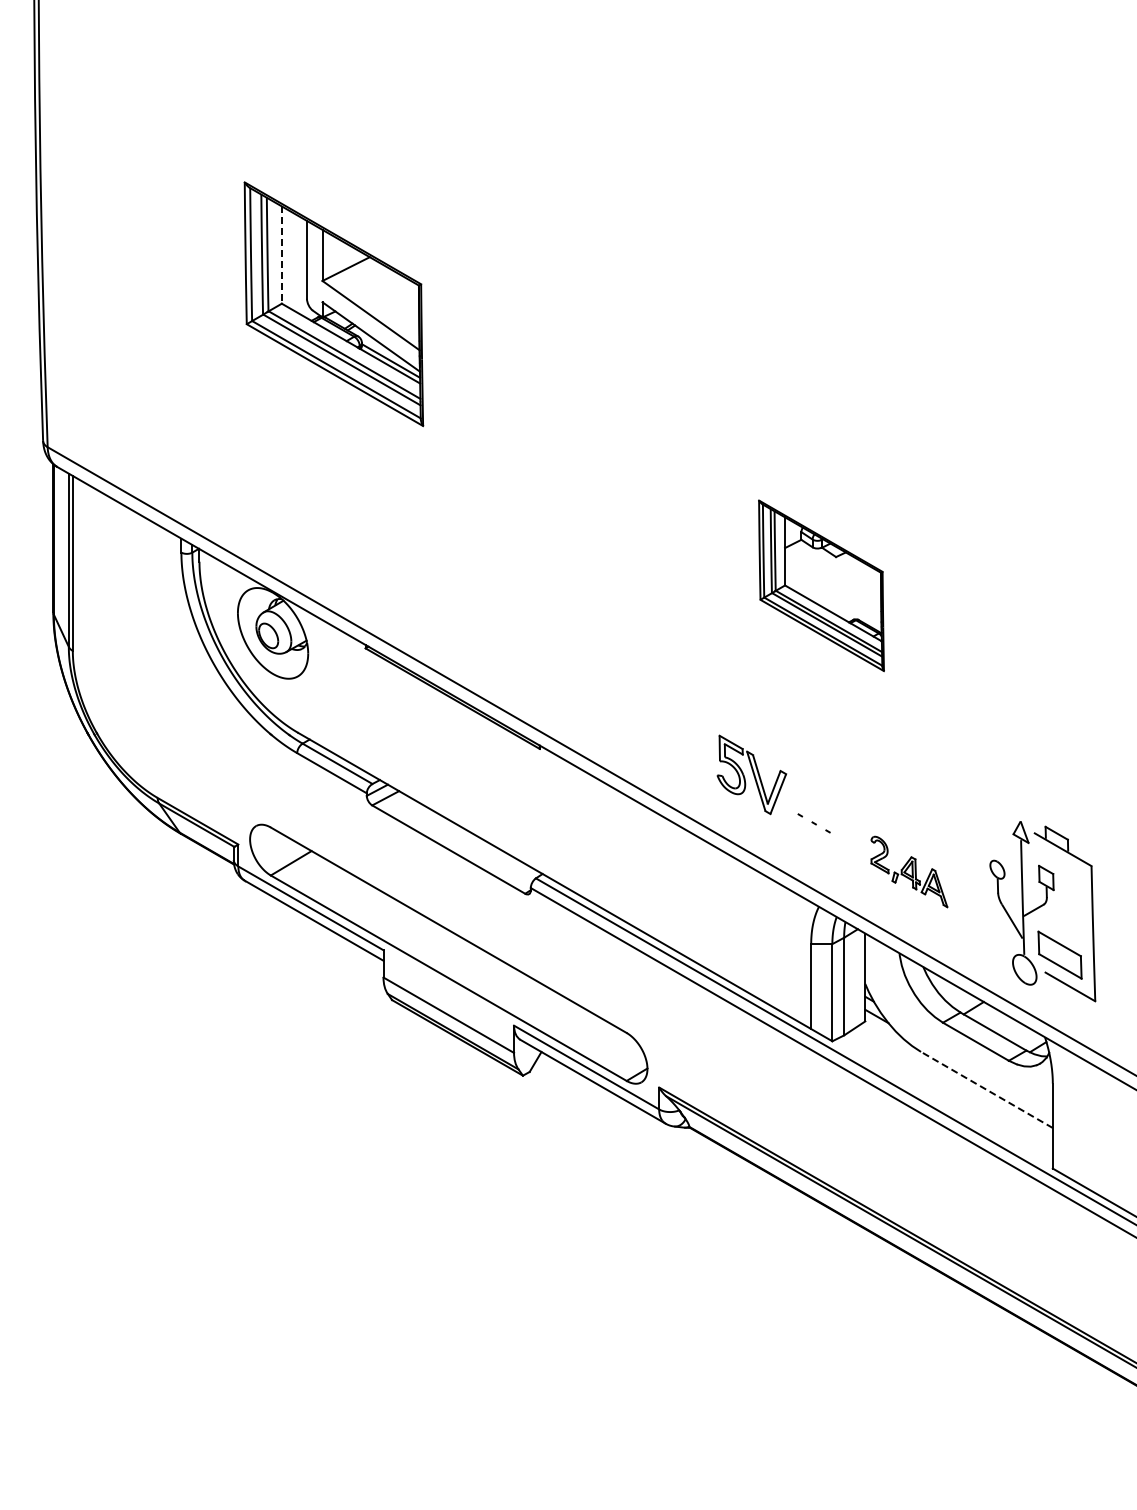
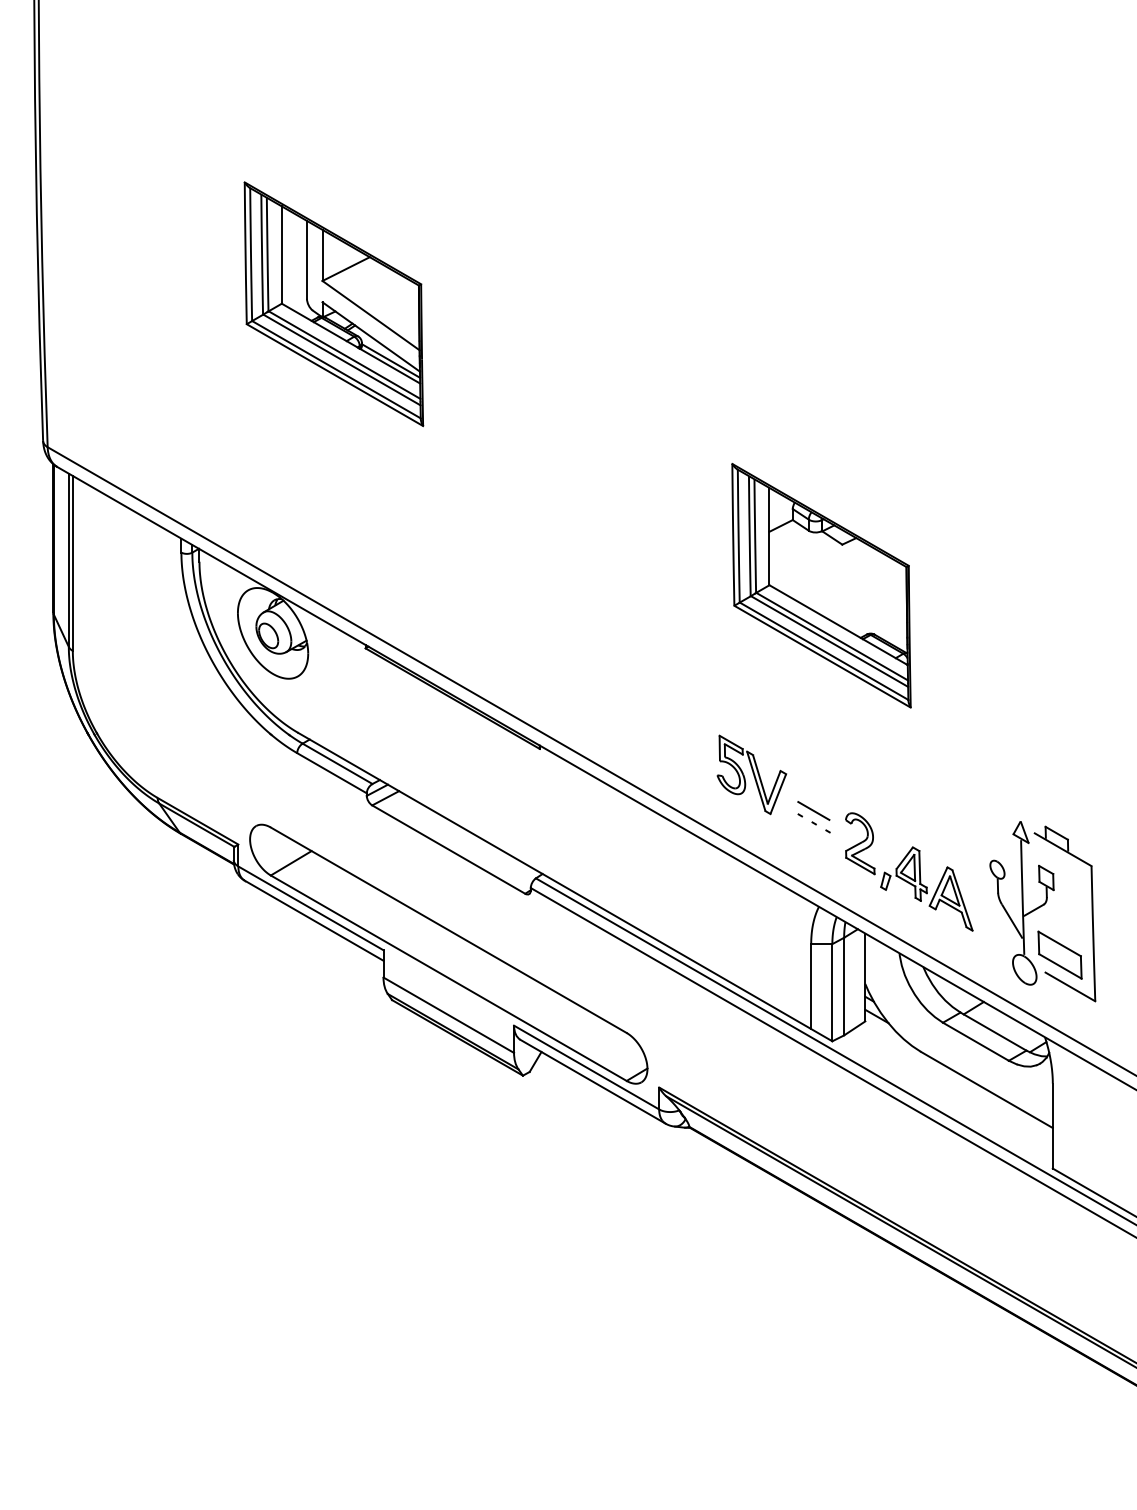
line: dashed -> solid (281, 255)
part size: 127x174 px -> 181x246 px (821, 585)
line: none -> present (813, 810)
part size: 79x74 px -> 129x120 px (909, 871)
line: dashed -> solid (986, 1089)
